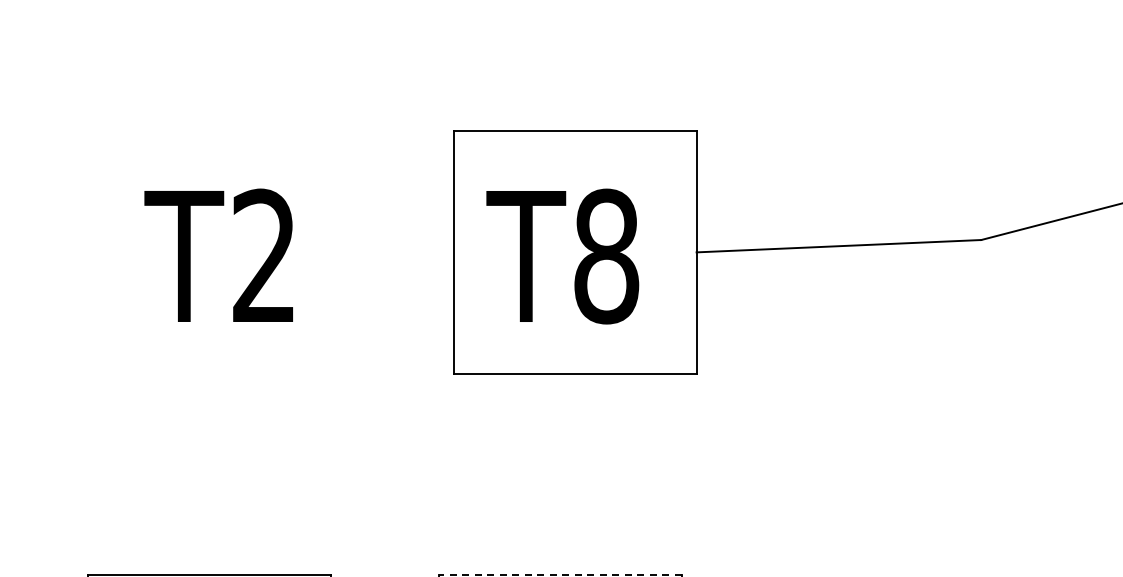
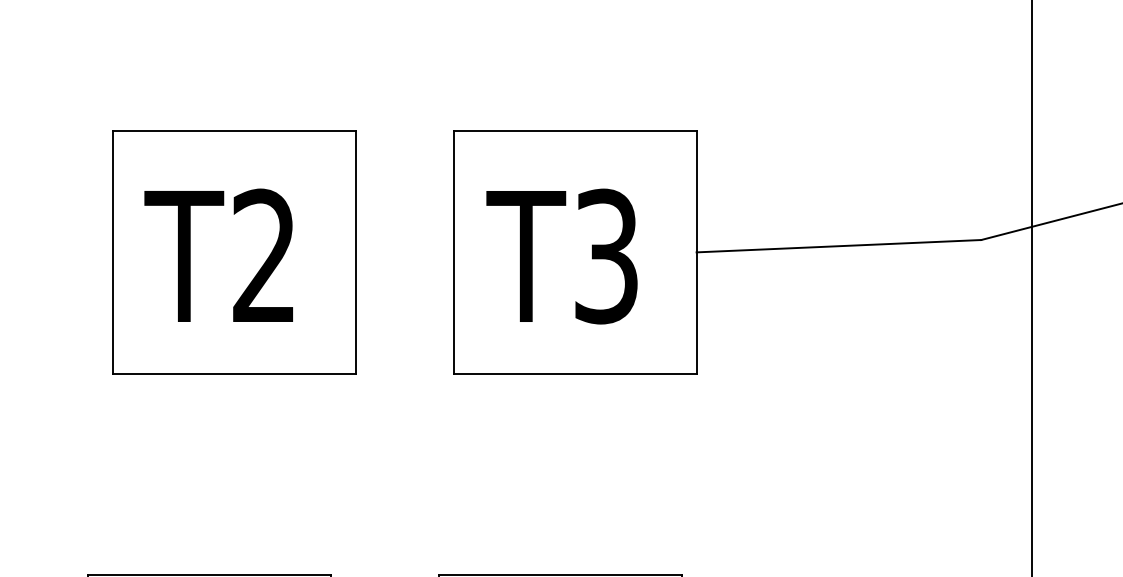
part: none -> present (234, 252)
text: T8 -> T3 (606, 256)
line: none -> present (1031, 287)
line: dashed -> solid (560, 575)
